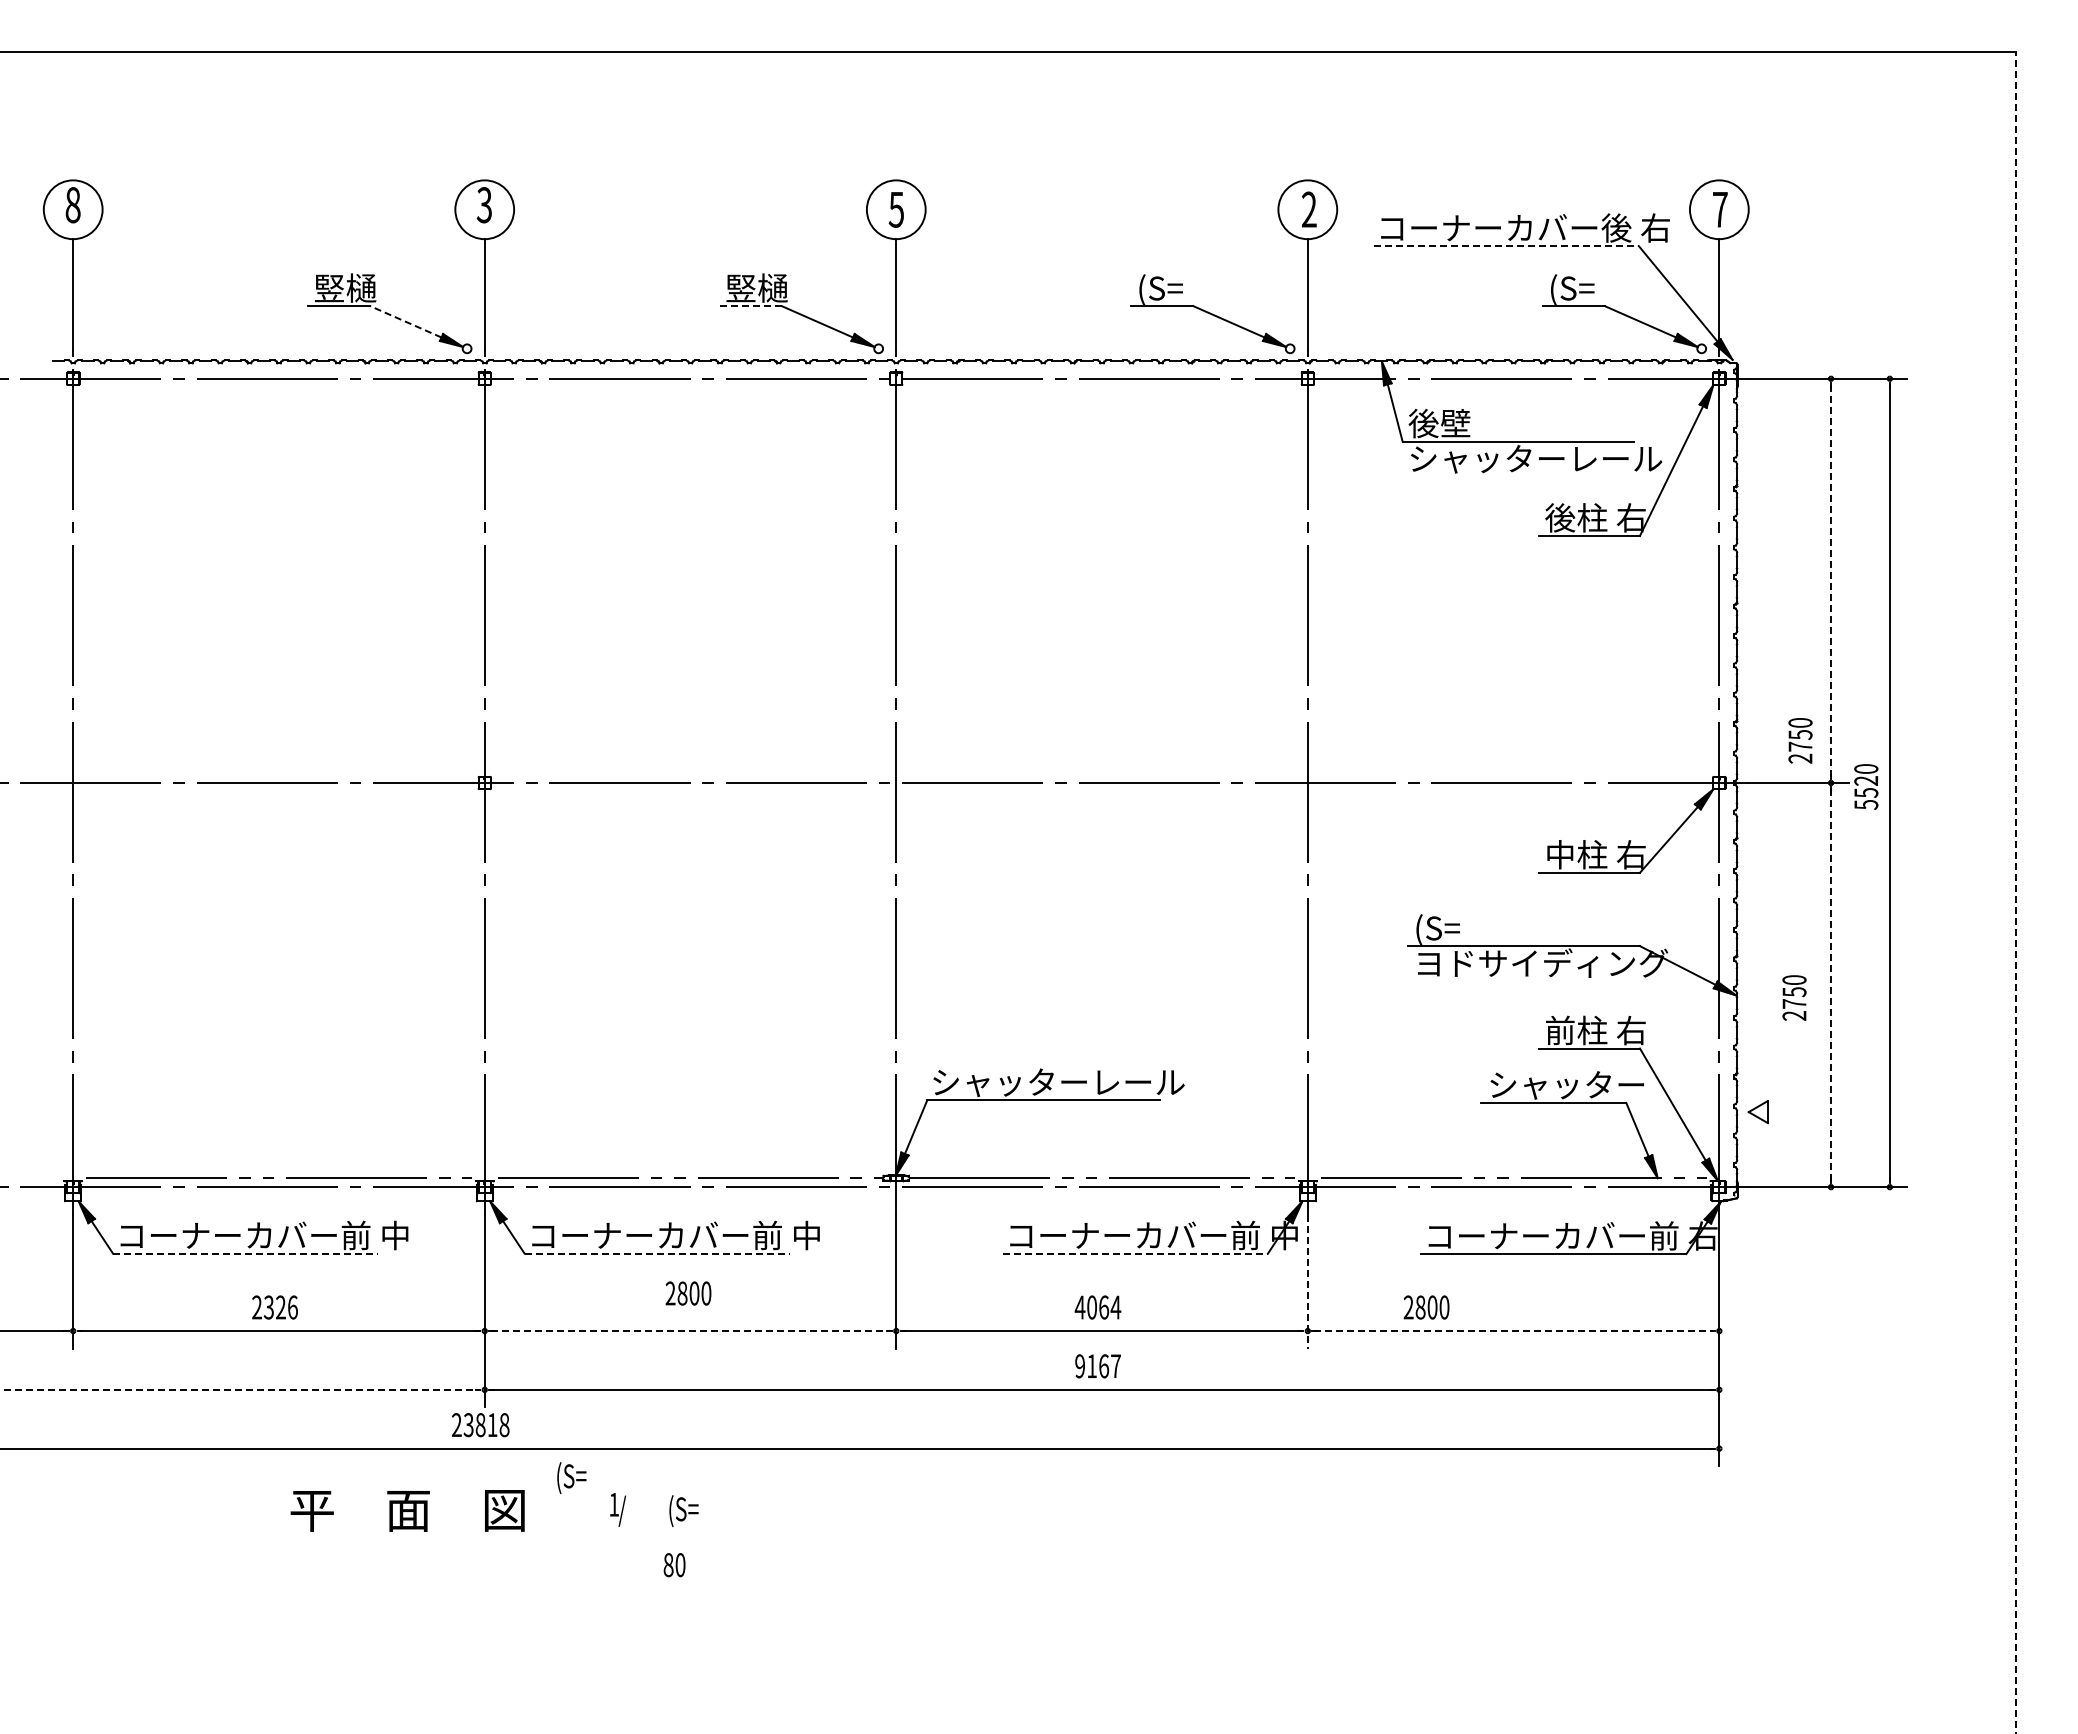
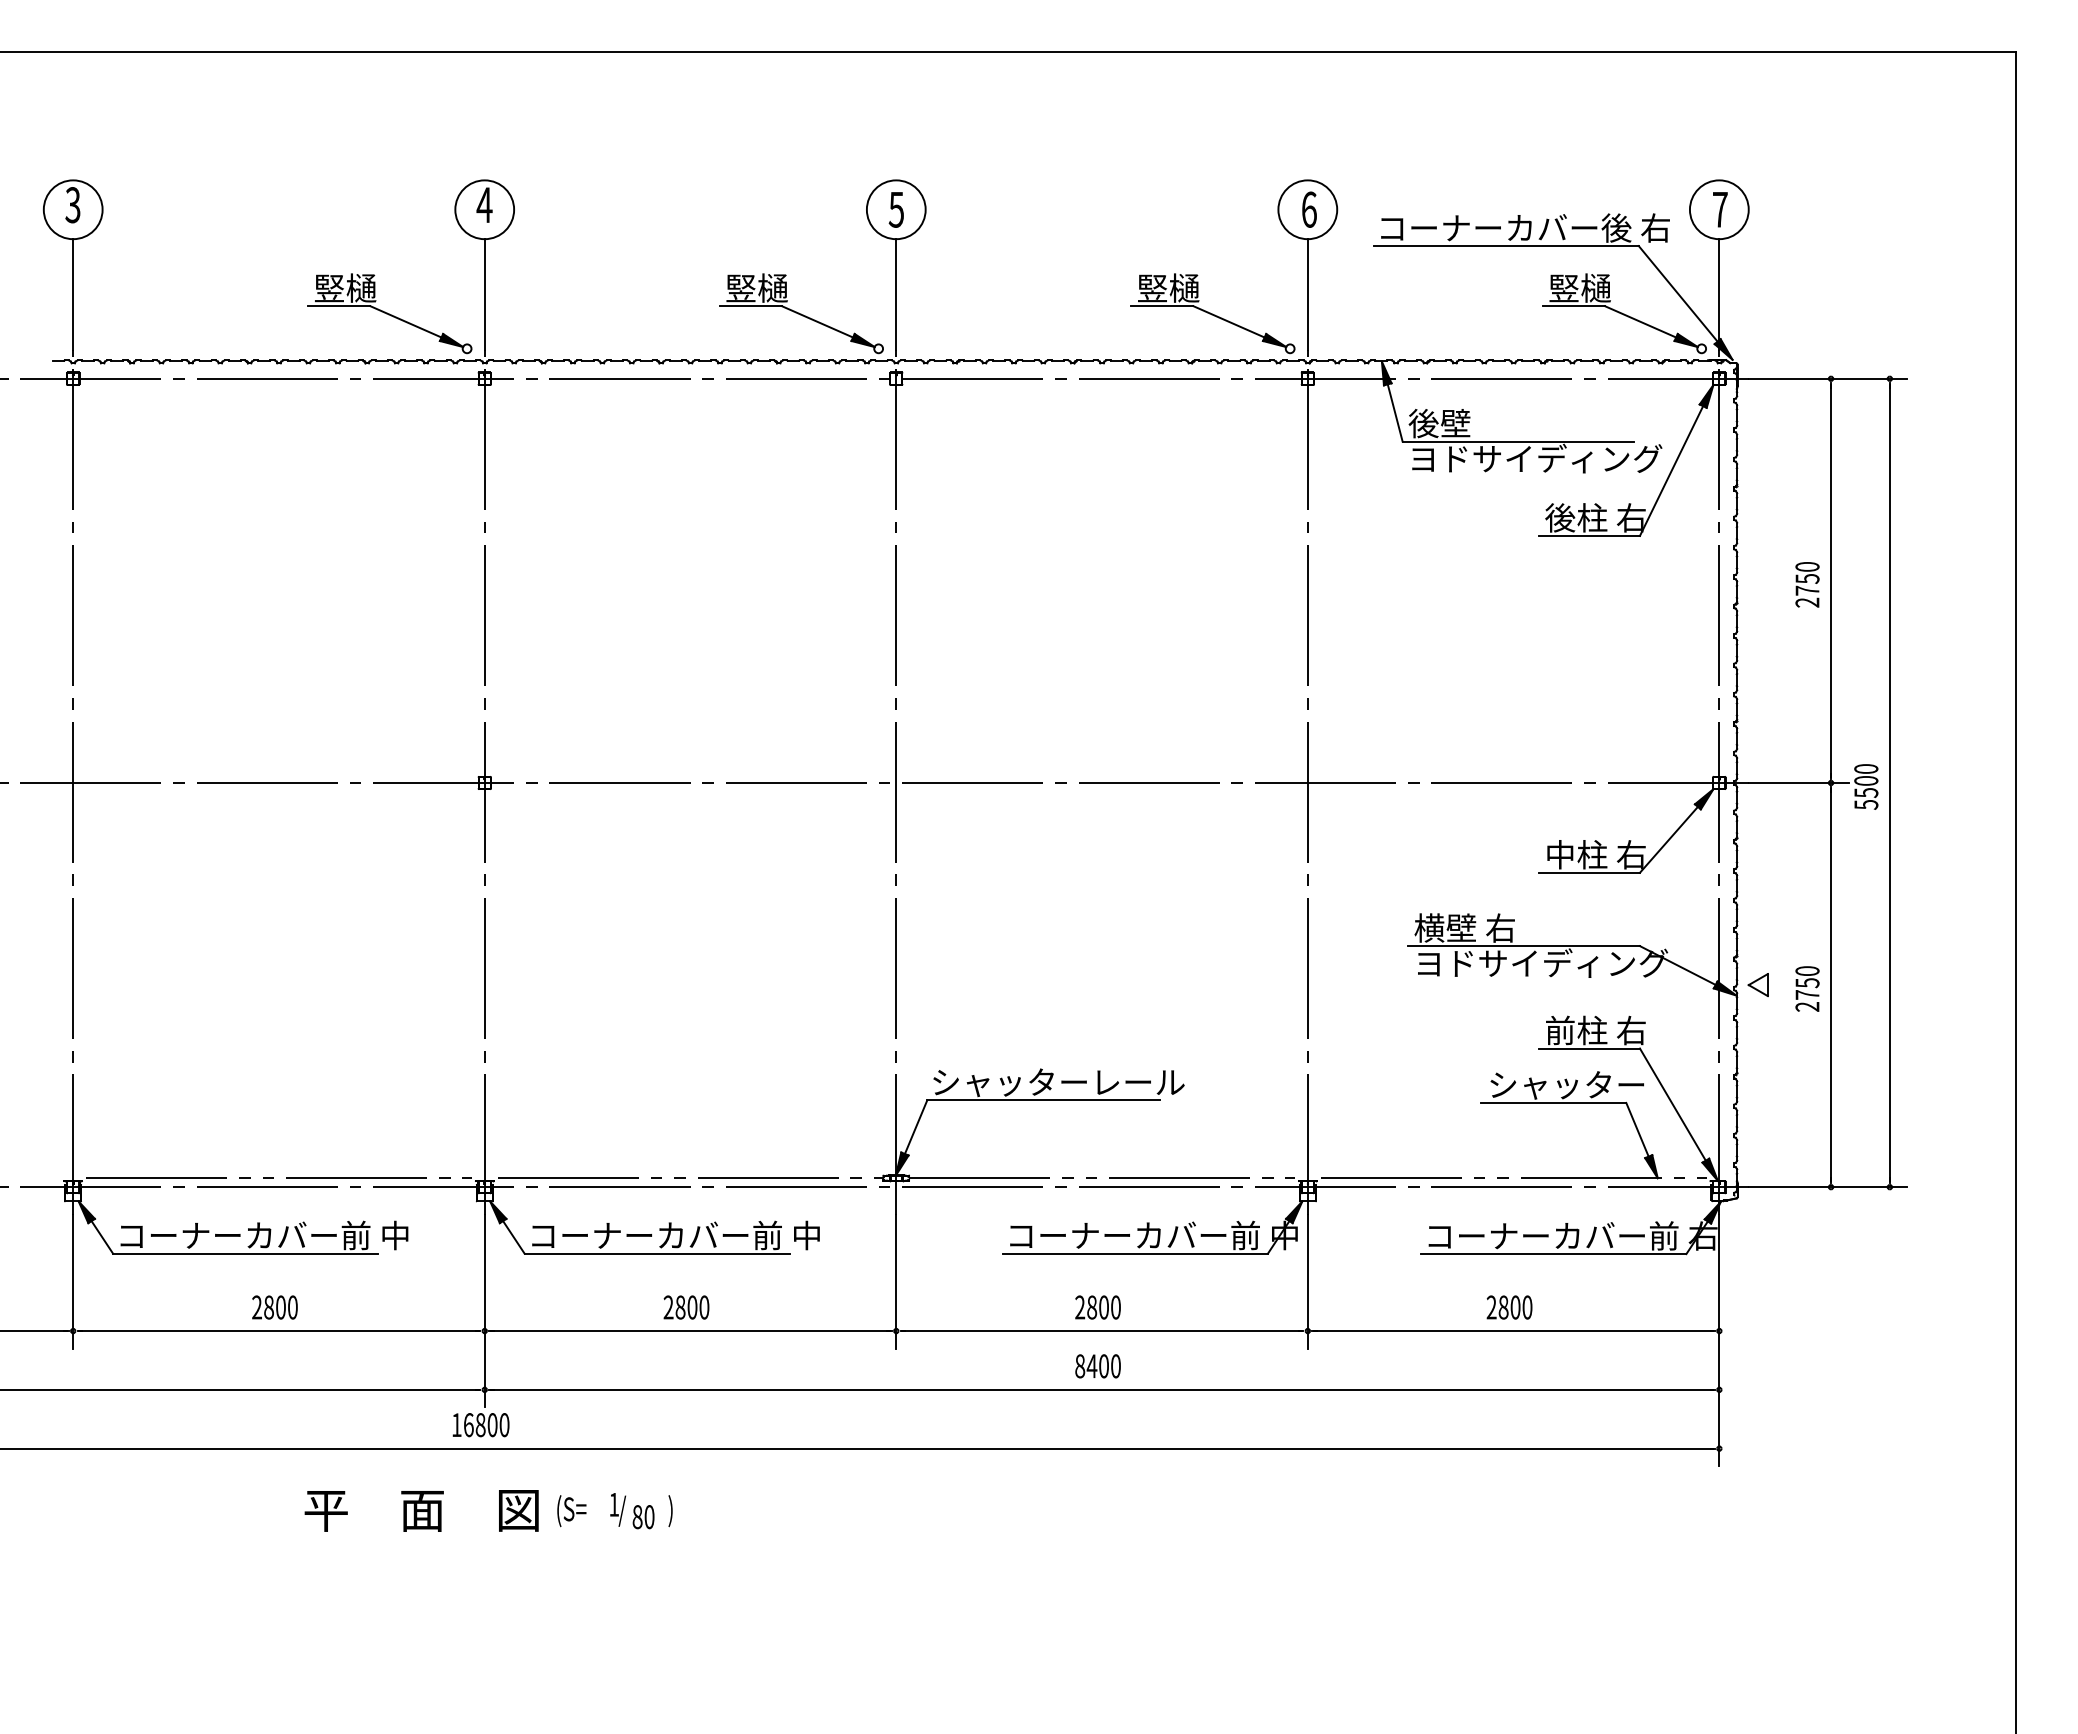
text: 8 -> 3 (72, 205)
text: 3 -> 4 (484, 205)
text: 2 -> 6 (1308, 209)
line: dashed -> solid (1506, 246)
text: (S= -> 竪樋 (1168, 288)
text: (S= -> 竪樋 (1579, 288)
line: dashed -> solid (751, 306)
line: dashed -> solid (405, 321)
text: シャッターレール -> ヨドサイディング (1536, 458)
line: dashed -> solid (1831, 580)
text position: (1800, 740) -> (1807, 584) (1807, 584)
text: 5520 -> 5500 (1866, 780)
line: dashed -> solid (2015, 892)
text: (S= -> 横壁 右 (1464, 928)
line: dashed -> solid (1831, 984)
text position: (1794, 997) -> (1807, 988) (1807, 988)
part position: (1757, 1112) -> (1757, 985) (1757, 985)
line: dashed -> solid (245, 1253)
line: dashed -> solid (657, 1253)
line: dashed -> solid (1135, 1253)
line: dashed -> solid (1307, 1282)
text position: (688, 1293) -> (686, 1307) (686, 1307)
text: 2326 -> 2800 (280, 1307)
text: 4064 -> 2800 (1097, 1307)
text position: (1426, 1307) -> (1509, 1307) (1509, 1307)
line: dashed -> solid (690, 1331)
line: dashed -> solid (1513, 1331)
text: 9167 -> 8400 (1097, 1366)
line: dashed -> solid (239, 1389)
text: 23818 -> 16800 (480, 1425)
text position: (571, 1478) -> (571, 1511) (571, 1511)
text position: (407, 1510) -> (421, 1510) (421, 1510)
text: (S= -> ) (683, 1511)
text position: (674, 1565) -> (643, 1517) (643, 1517)
